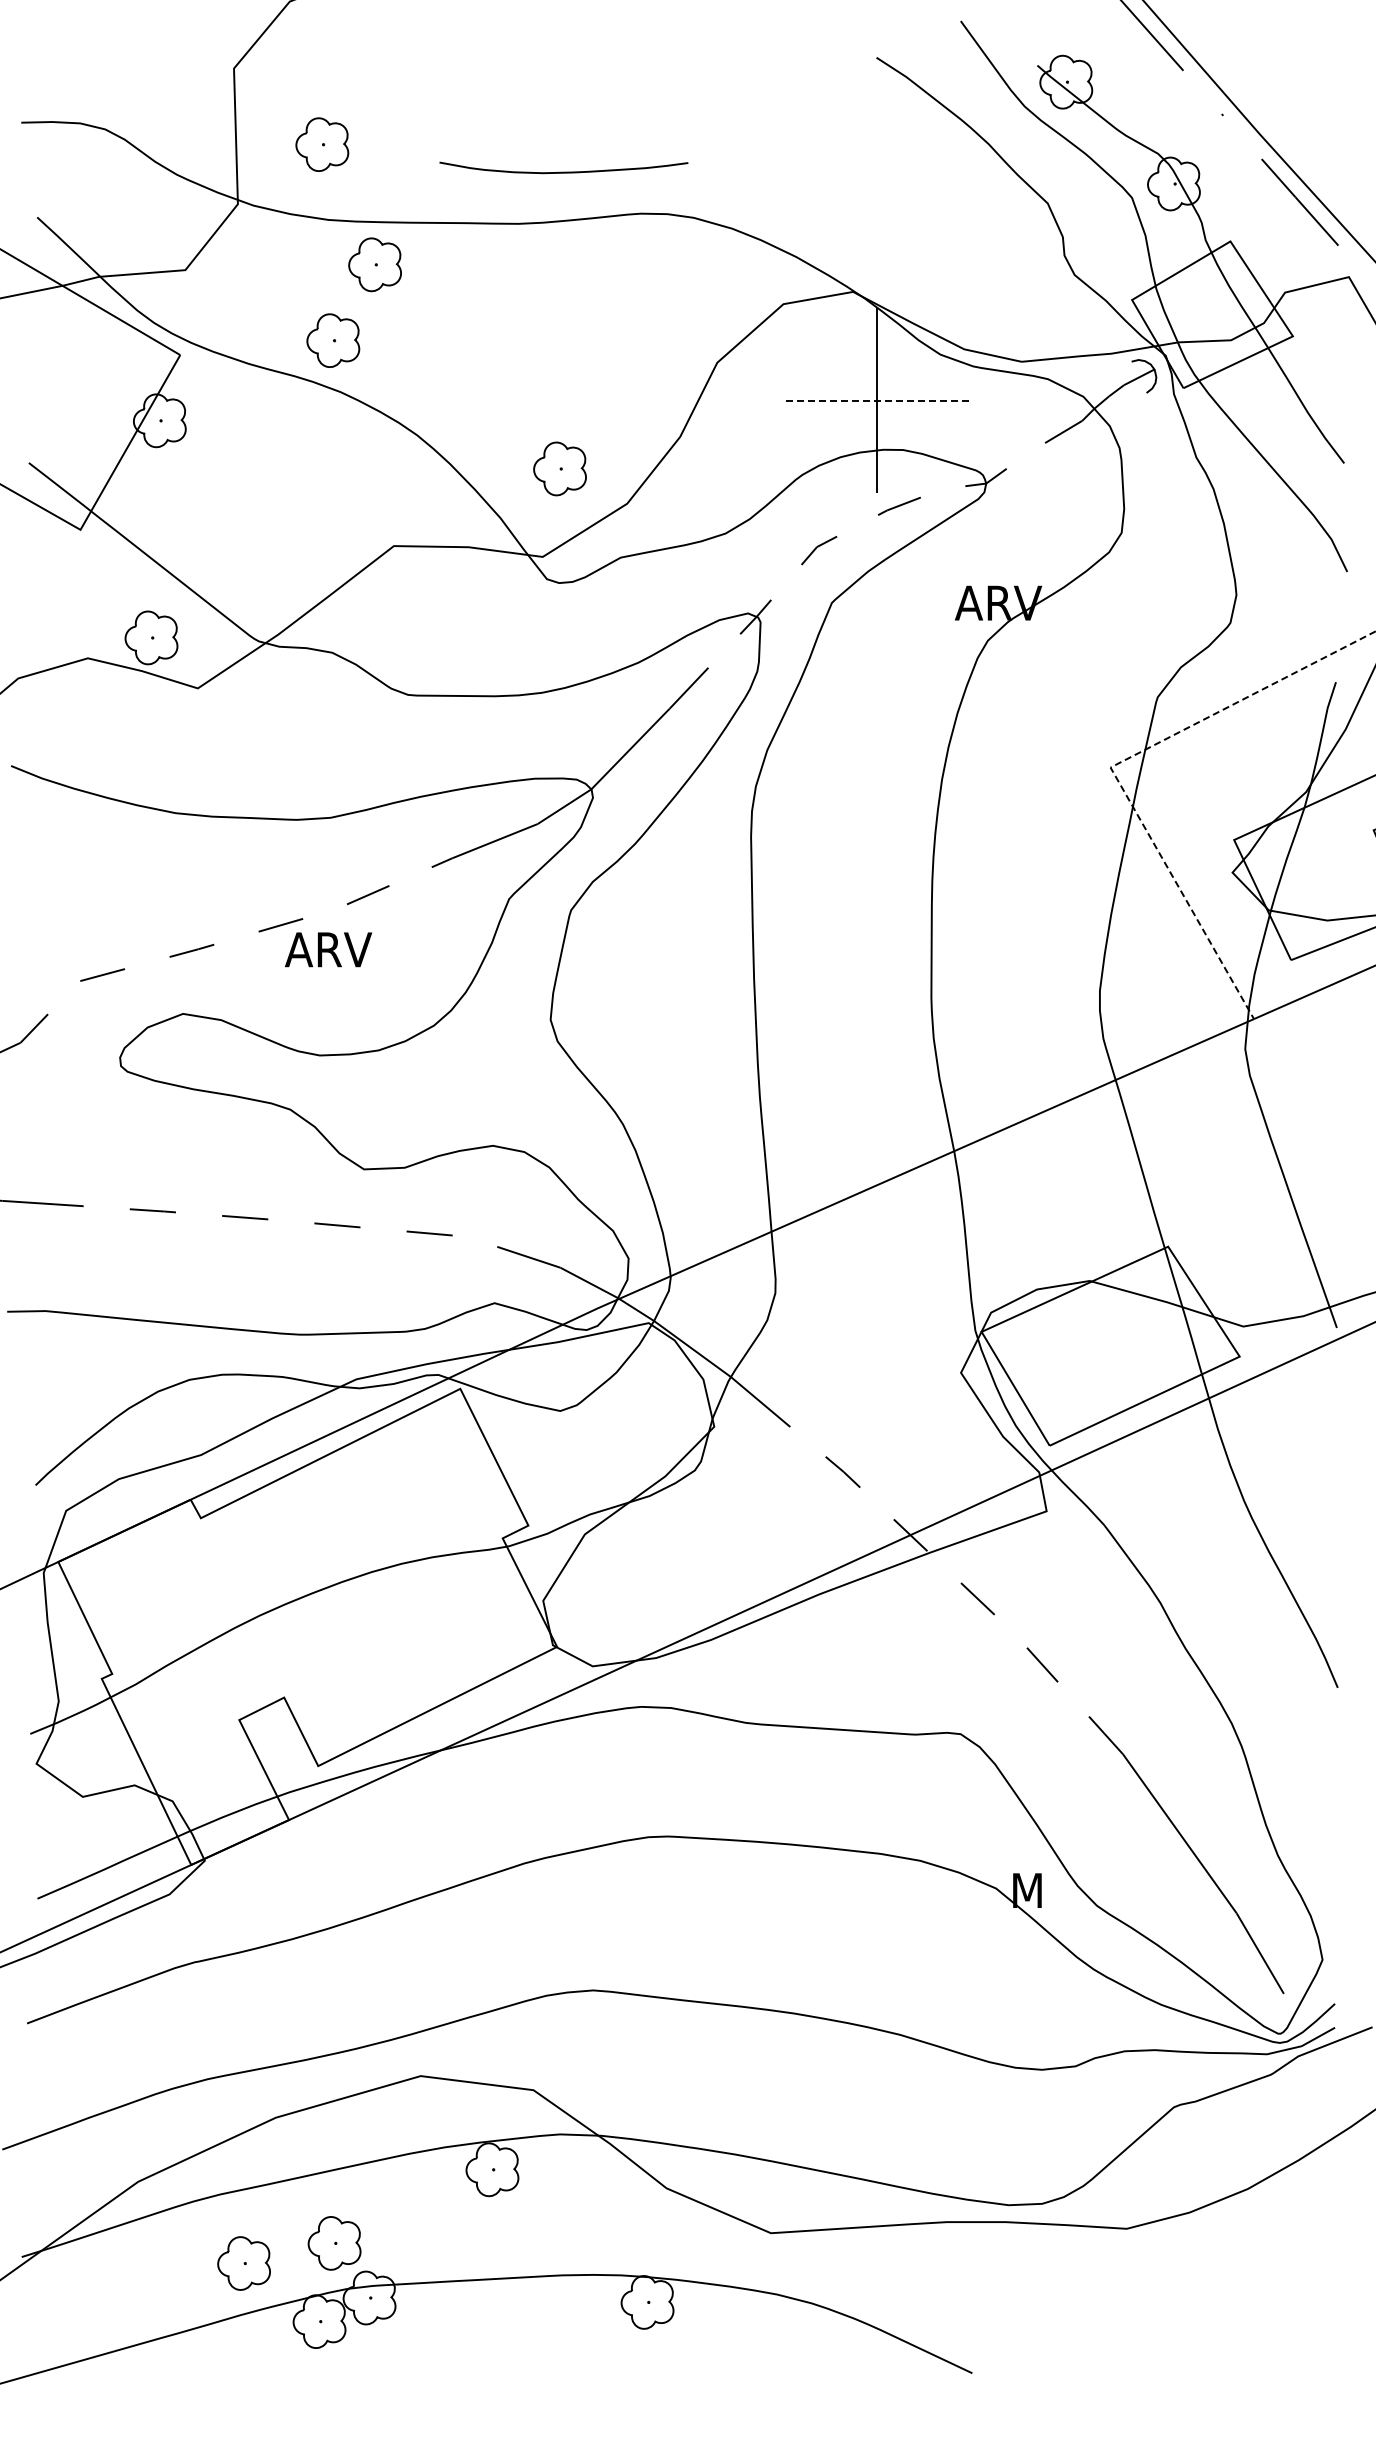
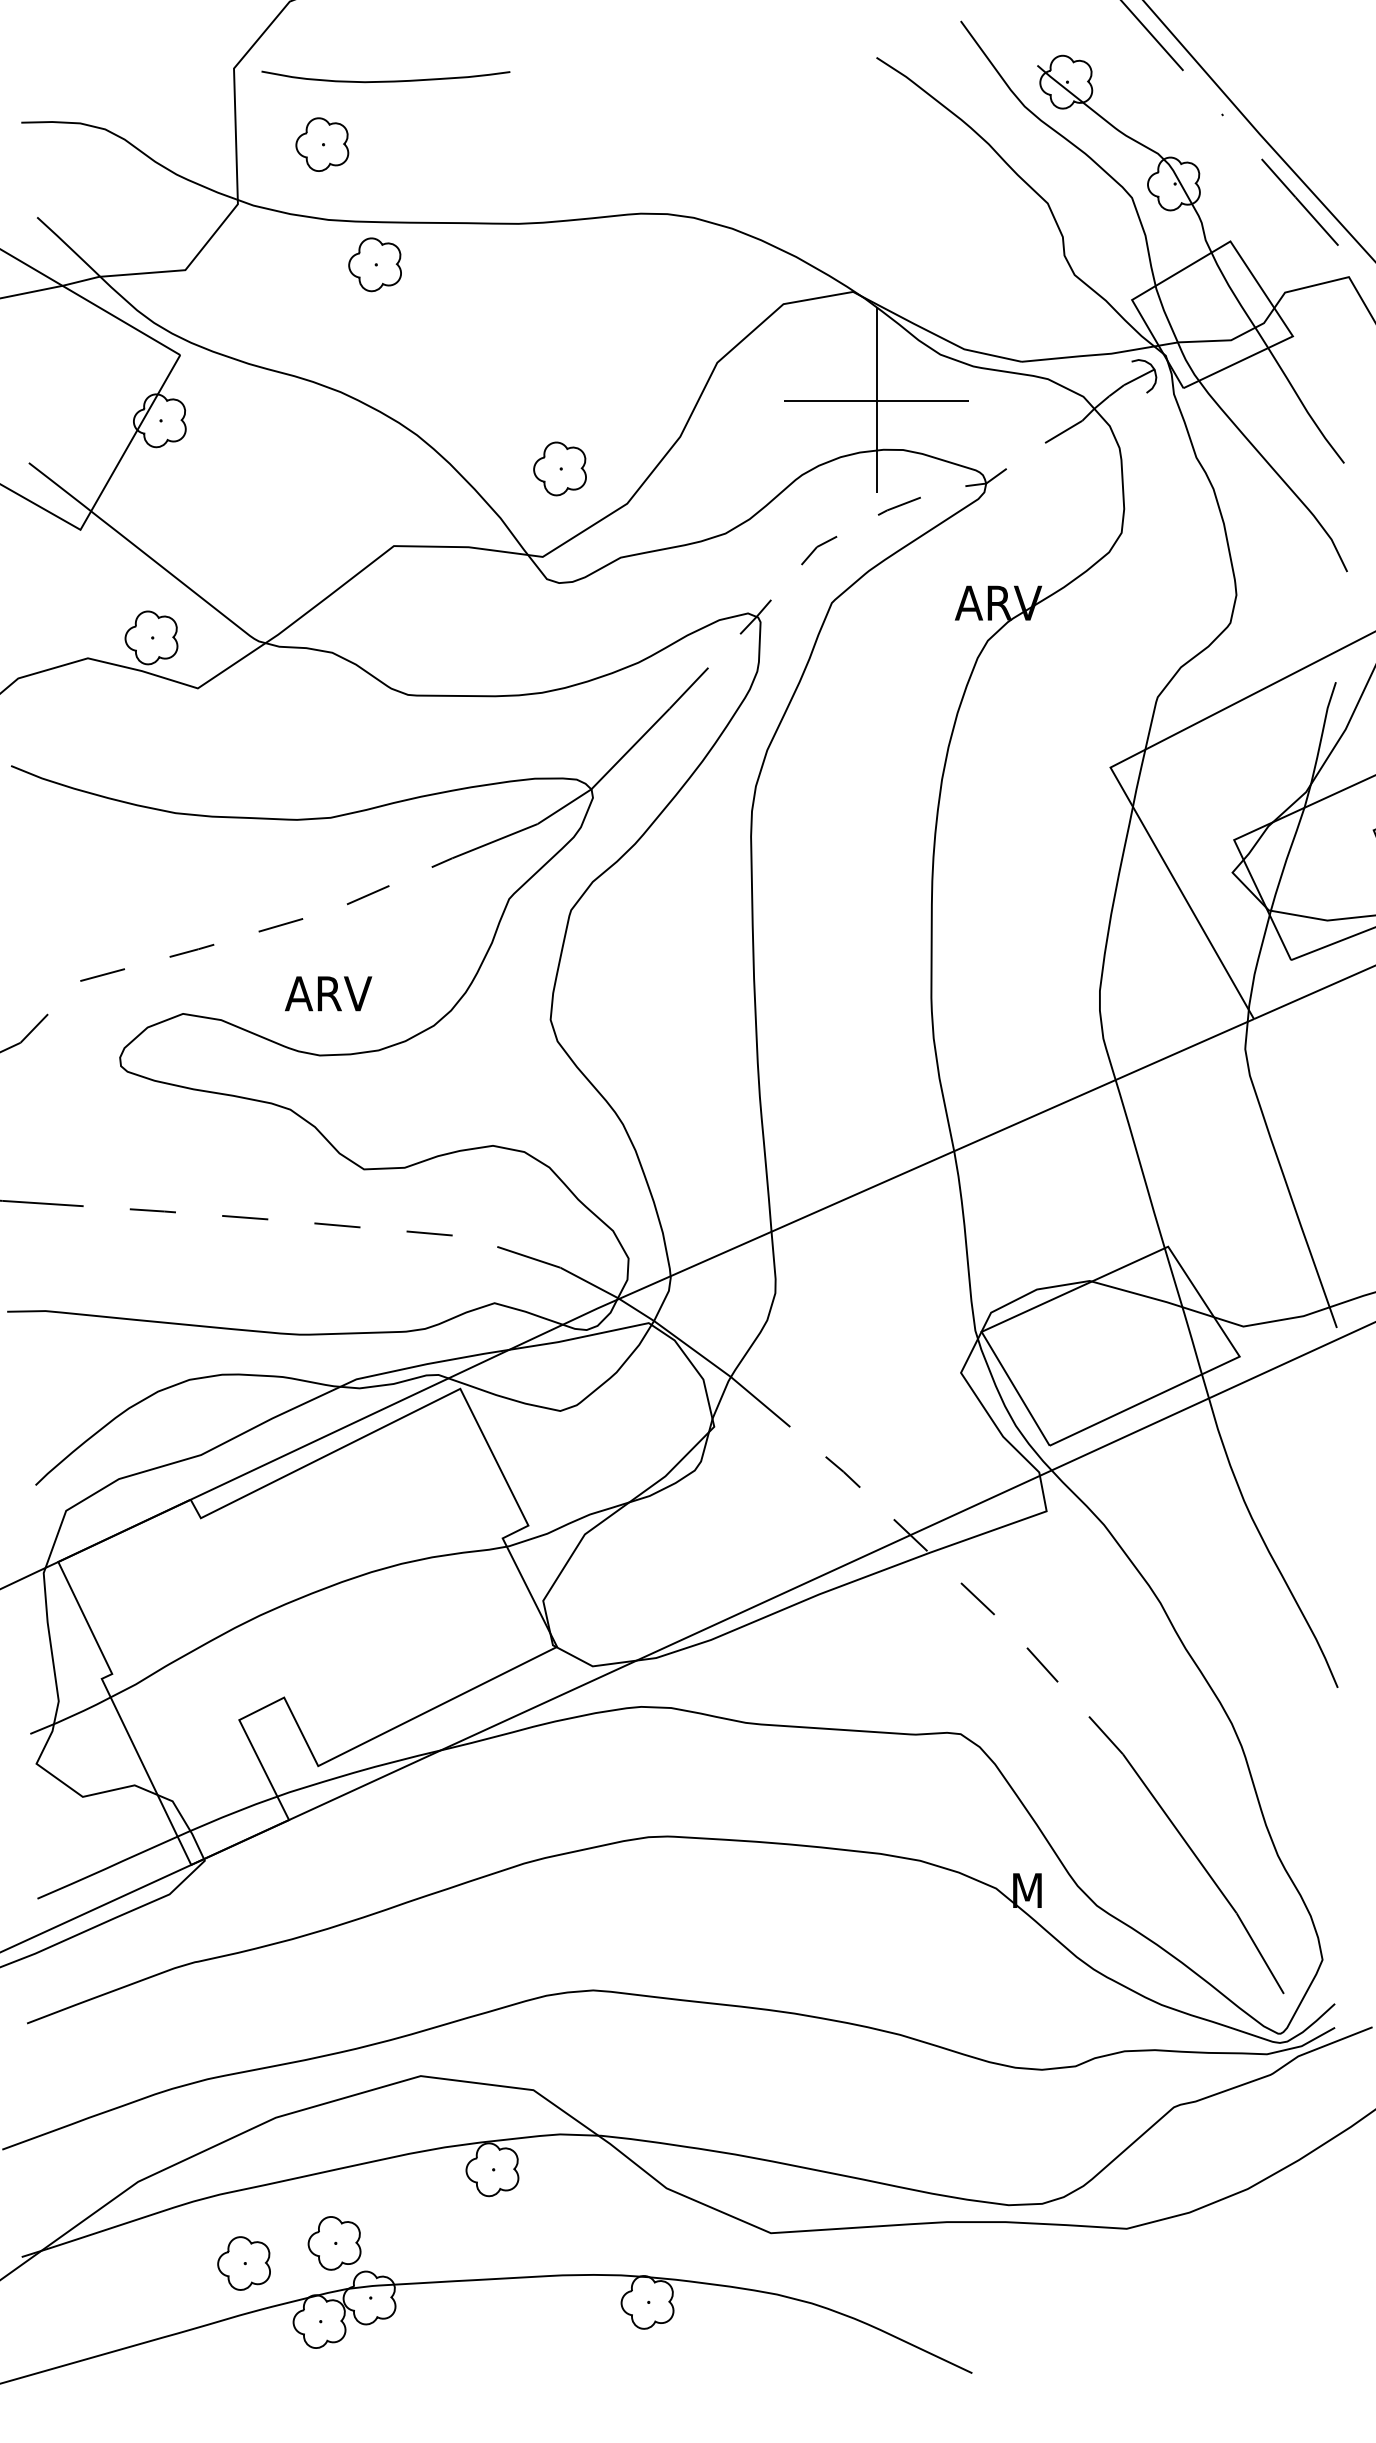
curve position: (563, 171) -> (385, 80) (385, 80)
part: present -> none (333, 340)
line: dashed -> solid (876, 400)
line: dashed -> solid (1113, 766)
text position: (328, 949) -> (328, 993) (328, 993)
